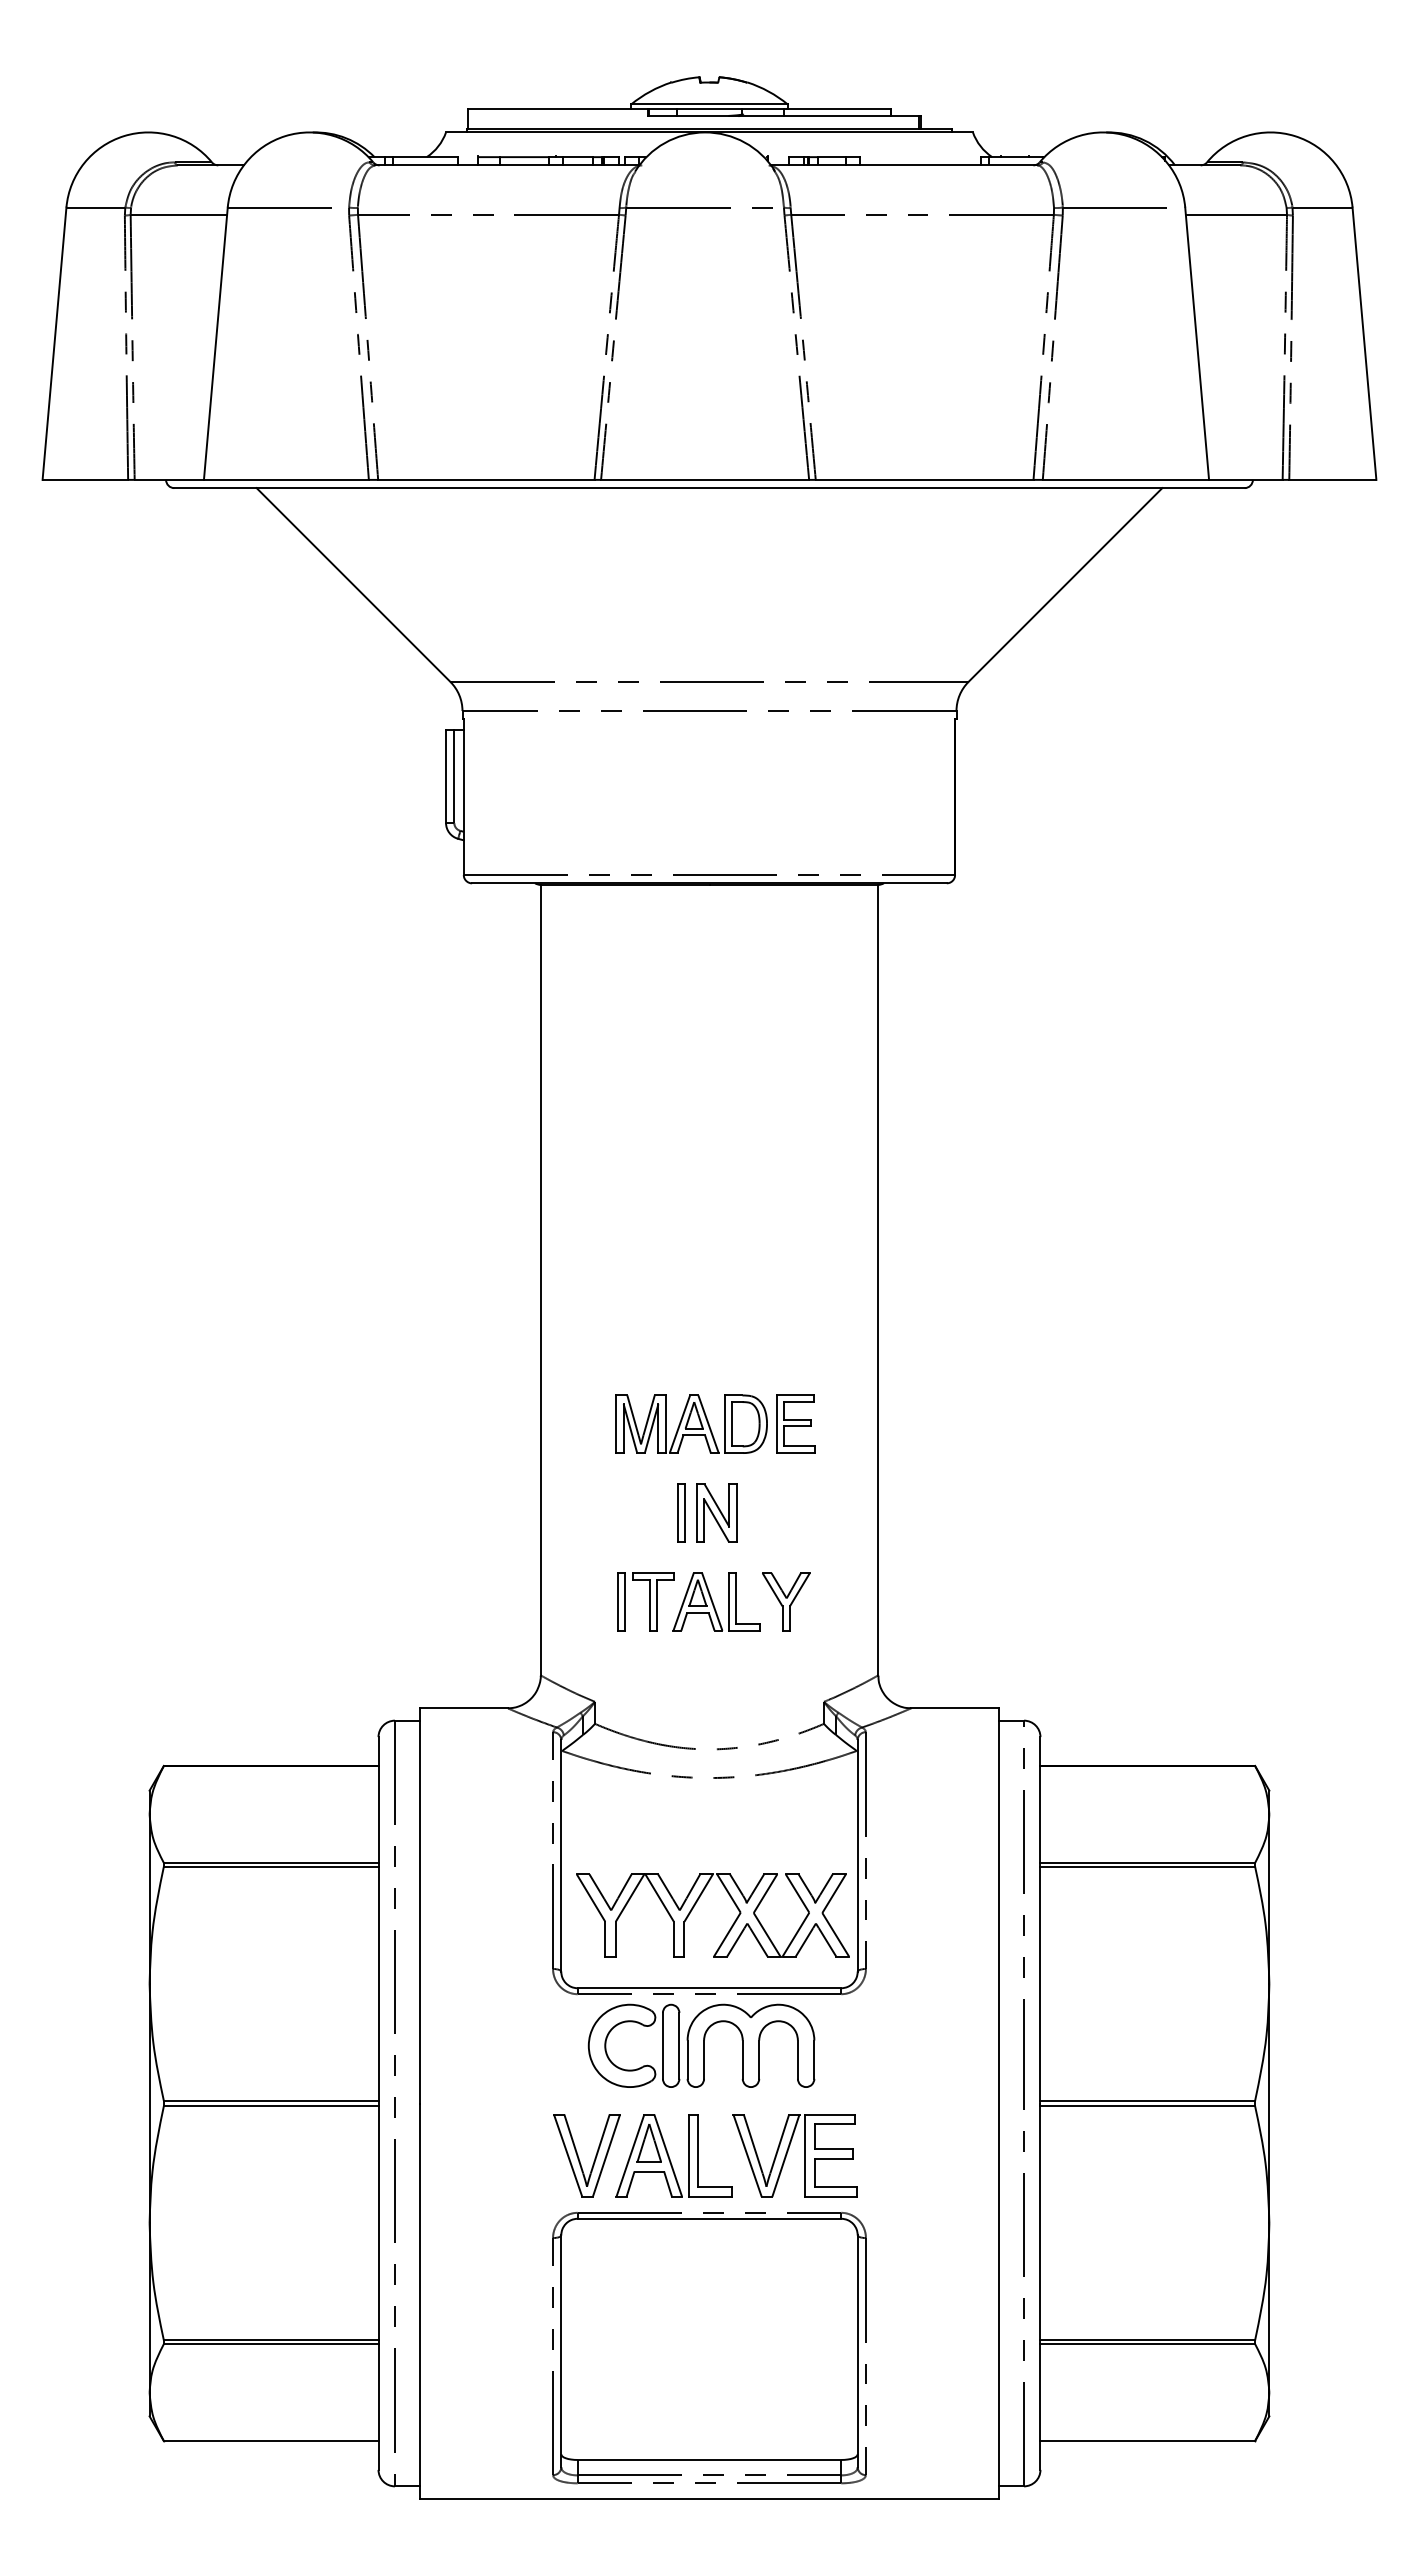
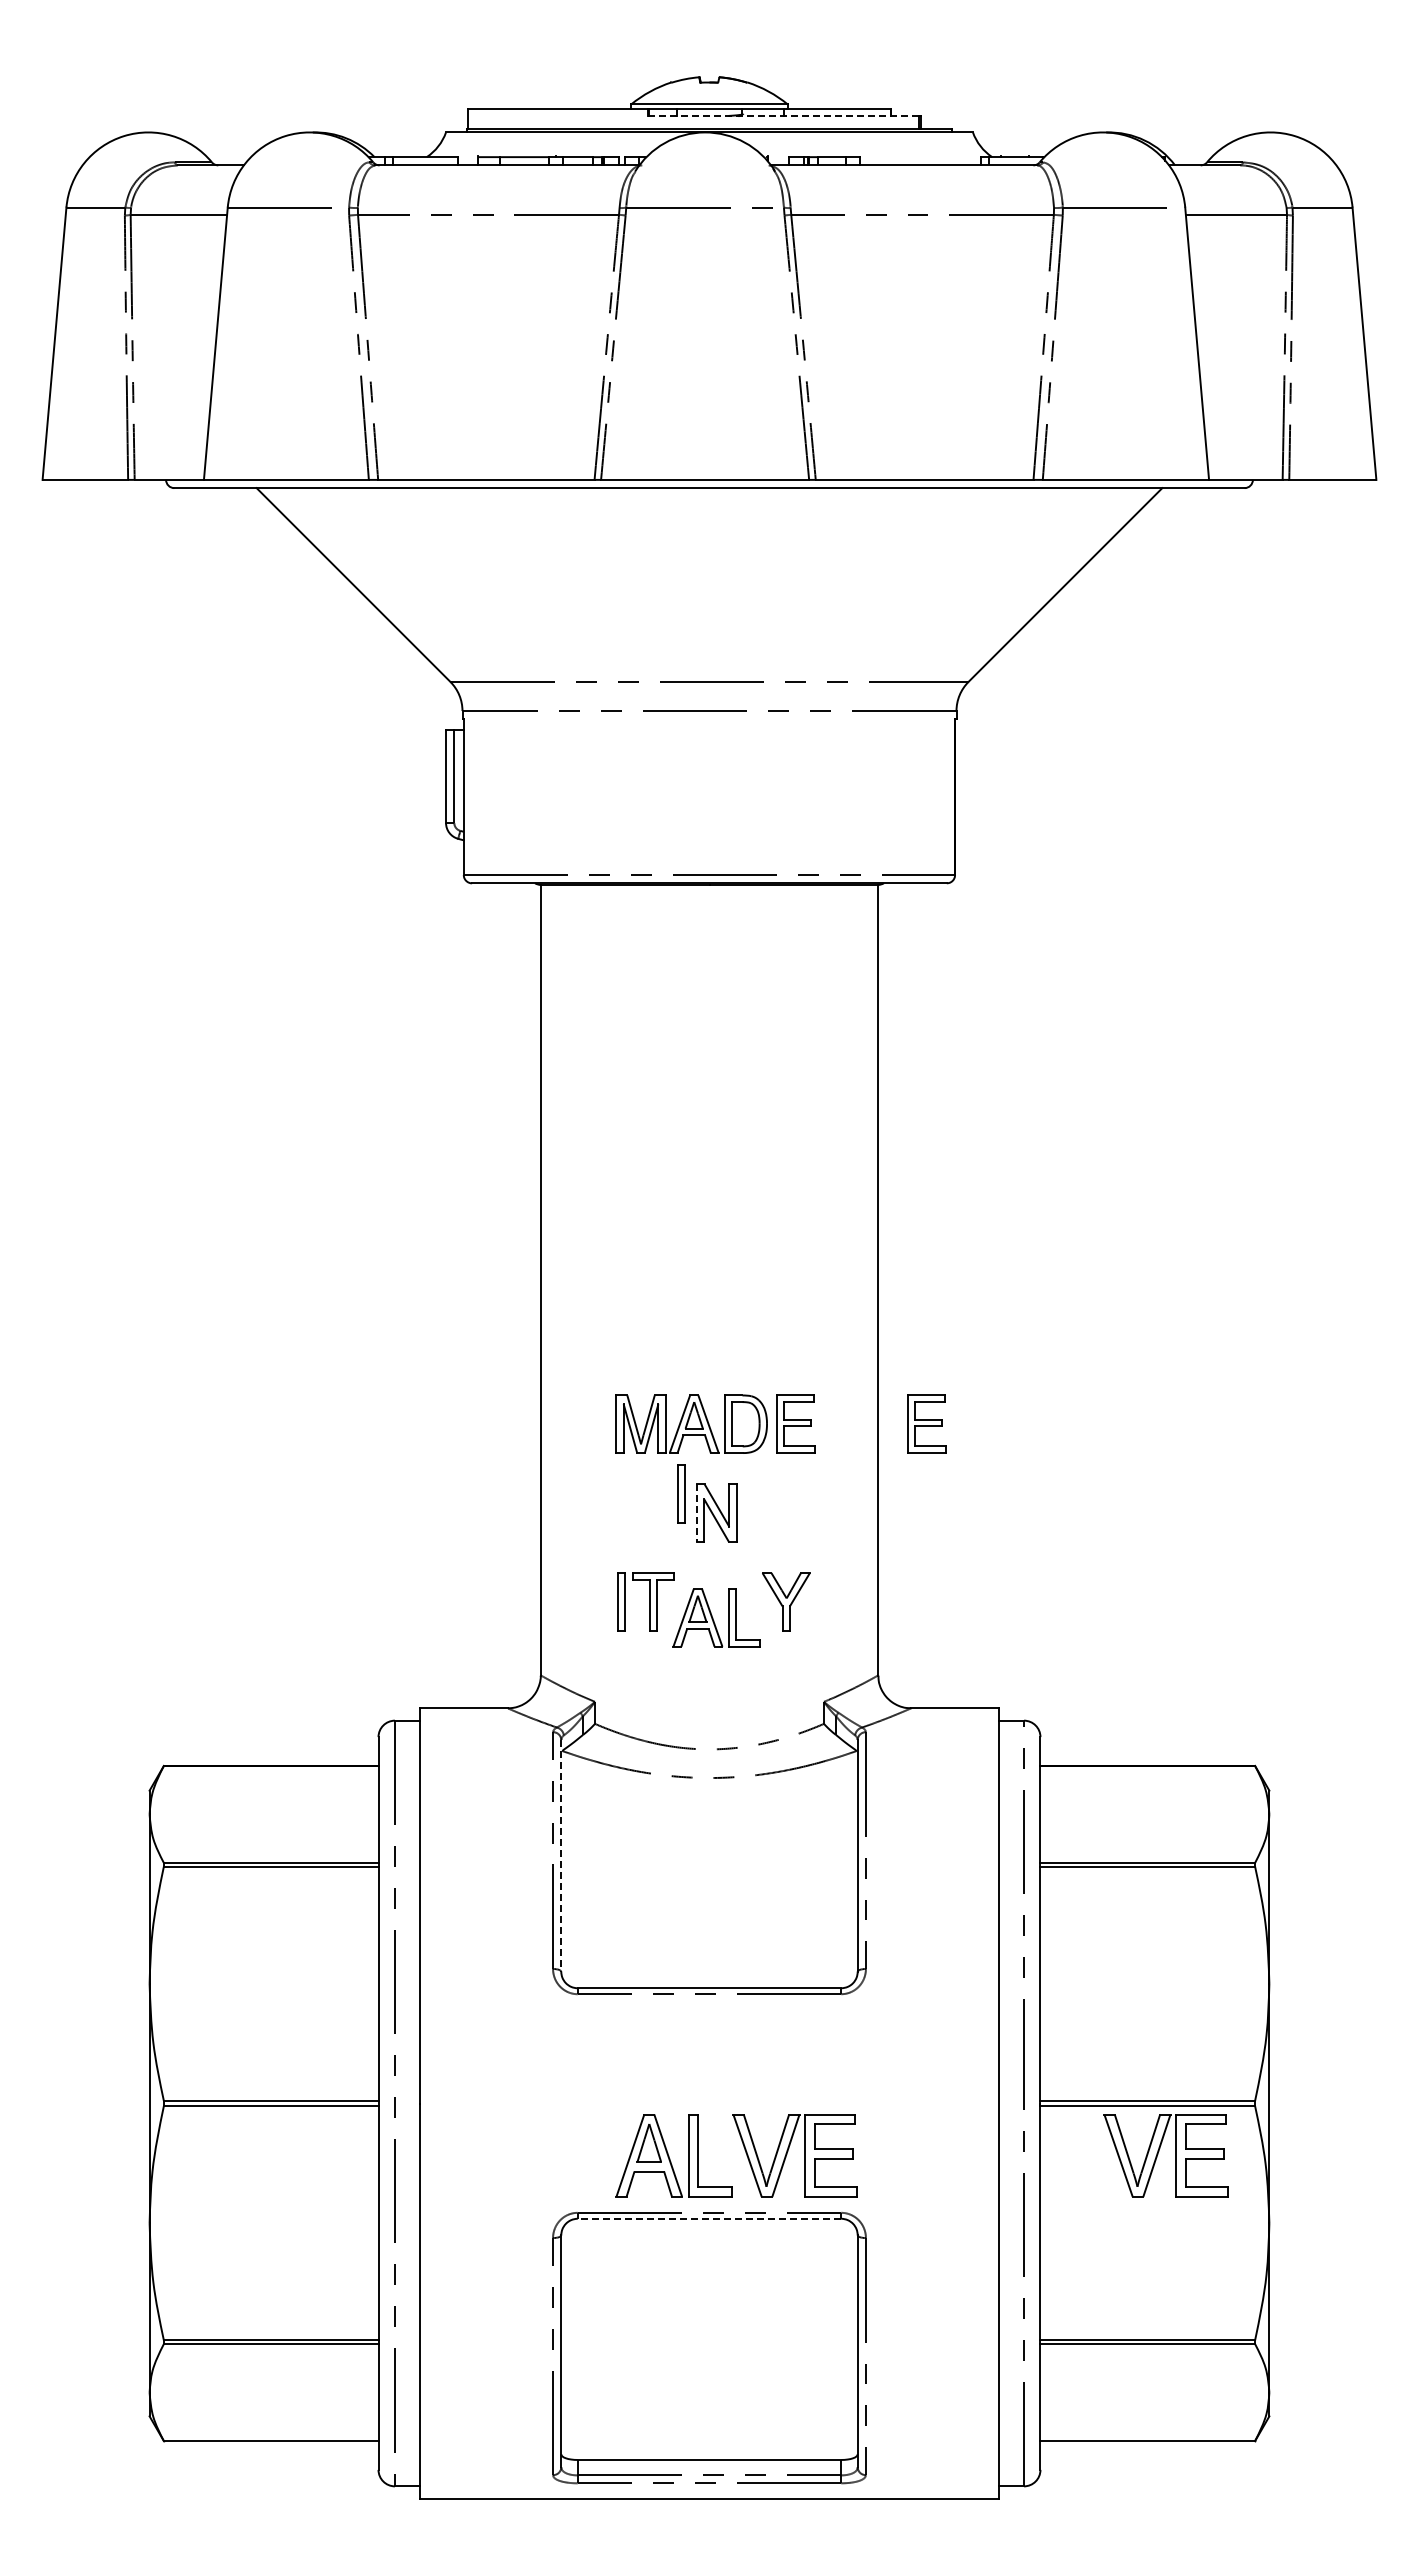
line: solid -> dashed (783, 115)
part: none -> present (926, 1423)
part position: (681, 1512) -> (681, 1493) (681, 1493)
line: solid -> dashed (696, 1513)
part position: (716, 1601) -> (716, 1617) (716, 1617)
line: solid -> dashed (561, 1855)
part: present -> none (694, 1907)
part: present -> none (701, 2045)
part: none -> present (1158, 2154)
part: present -> none (579, 2158)
line: solid -> dashed (709, 2218)
